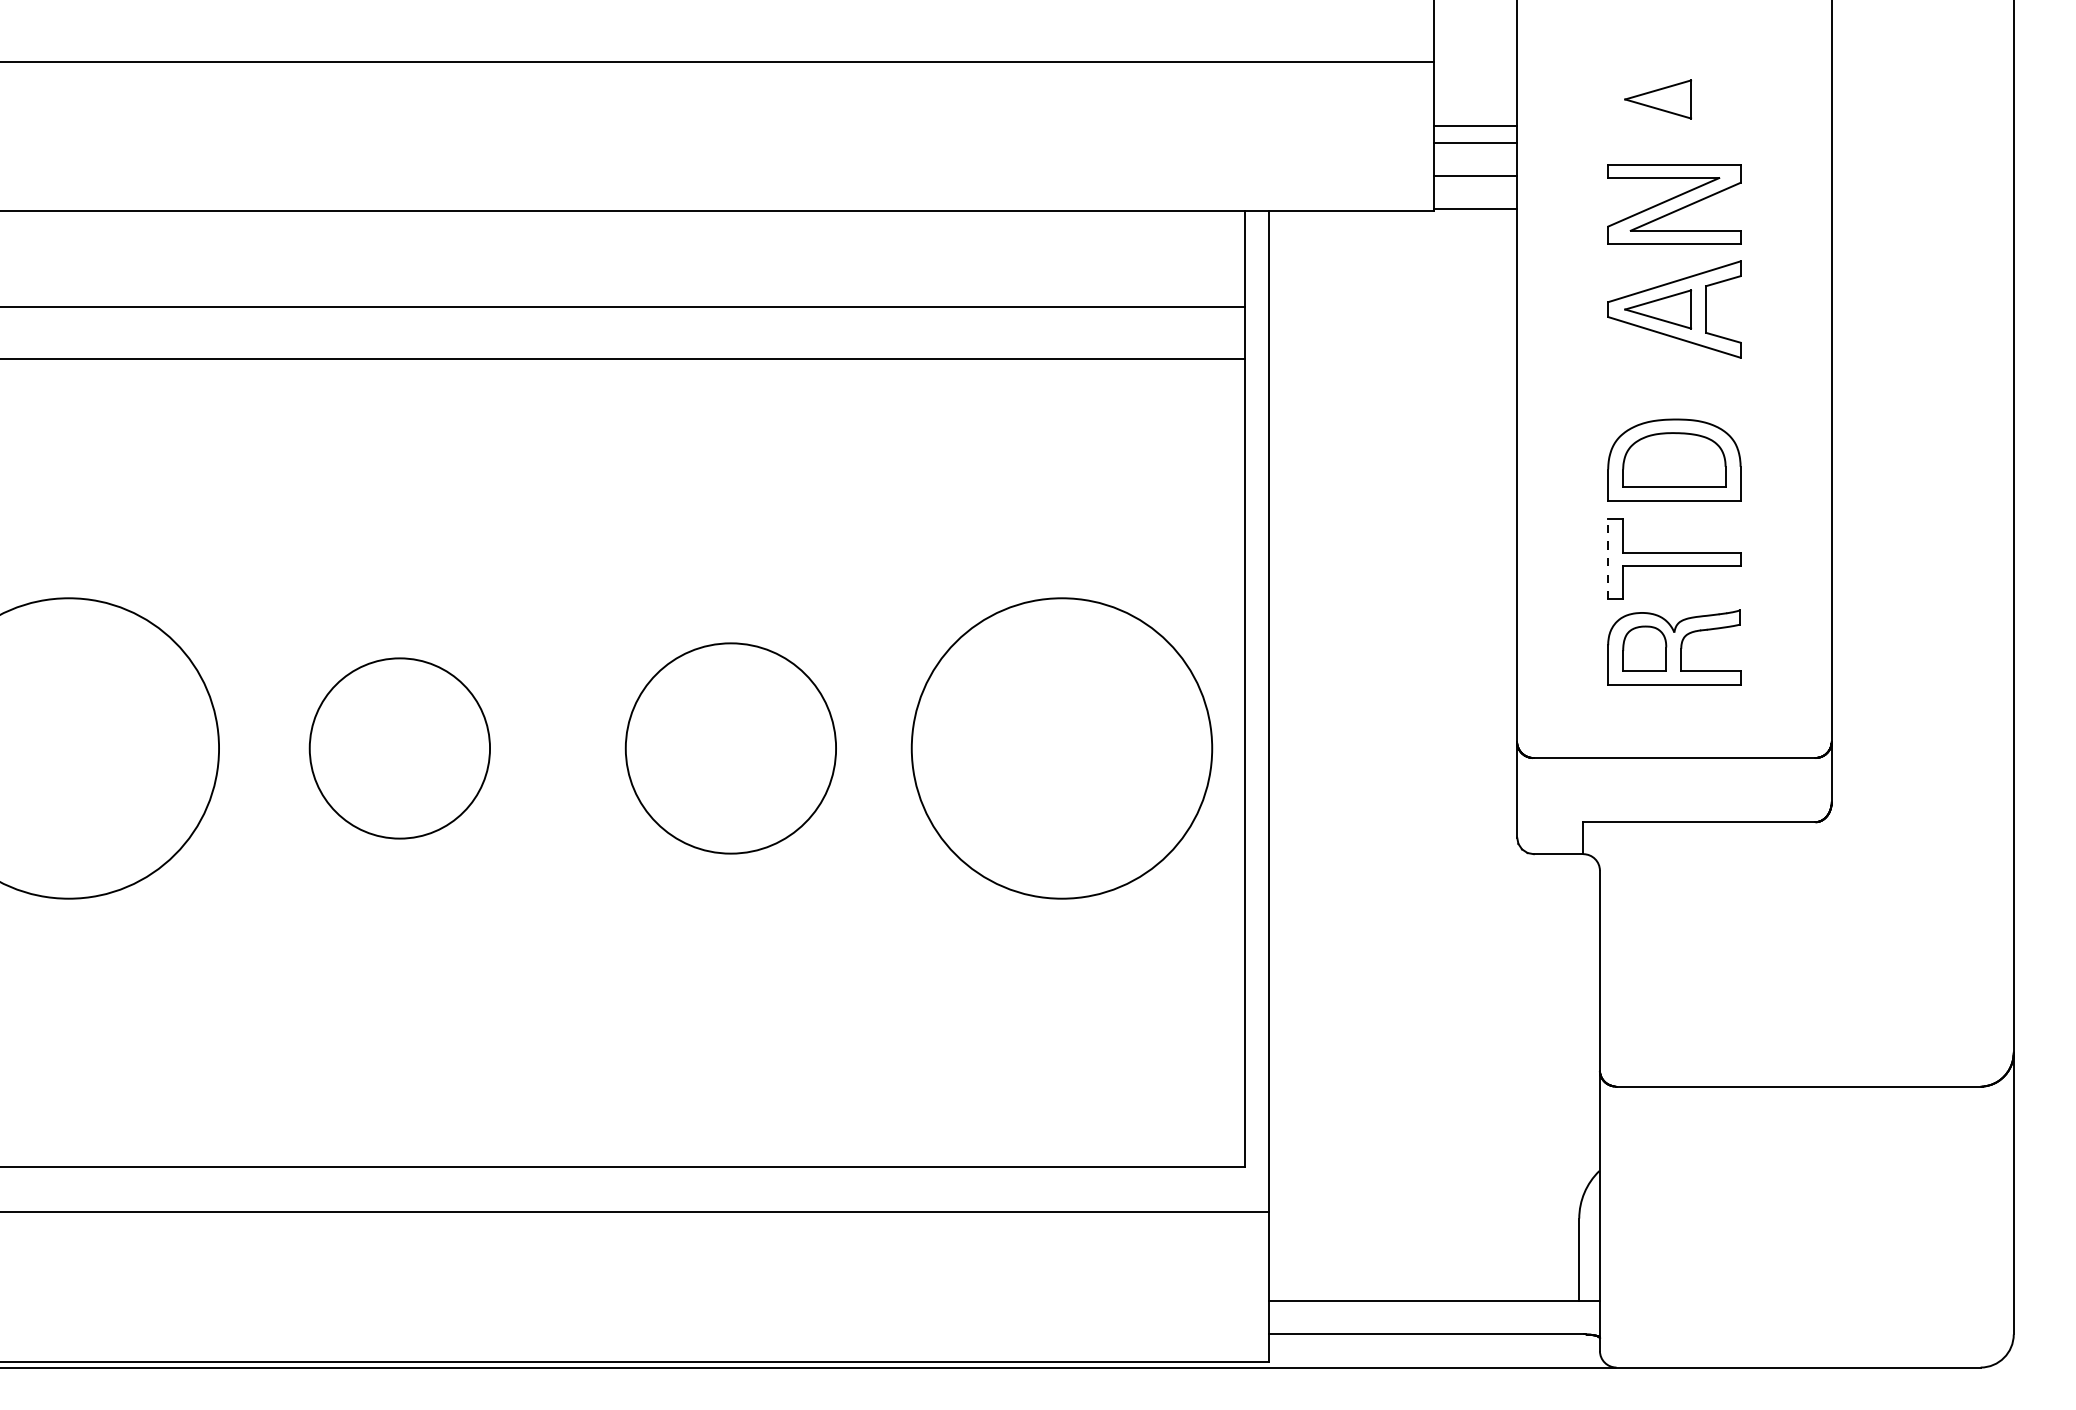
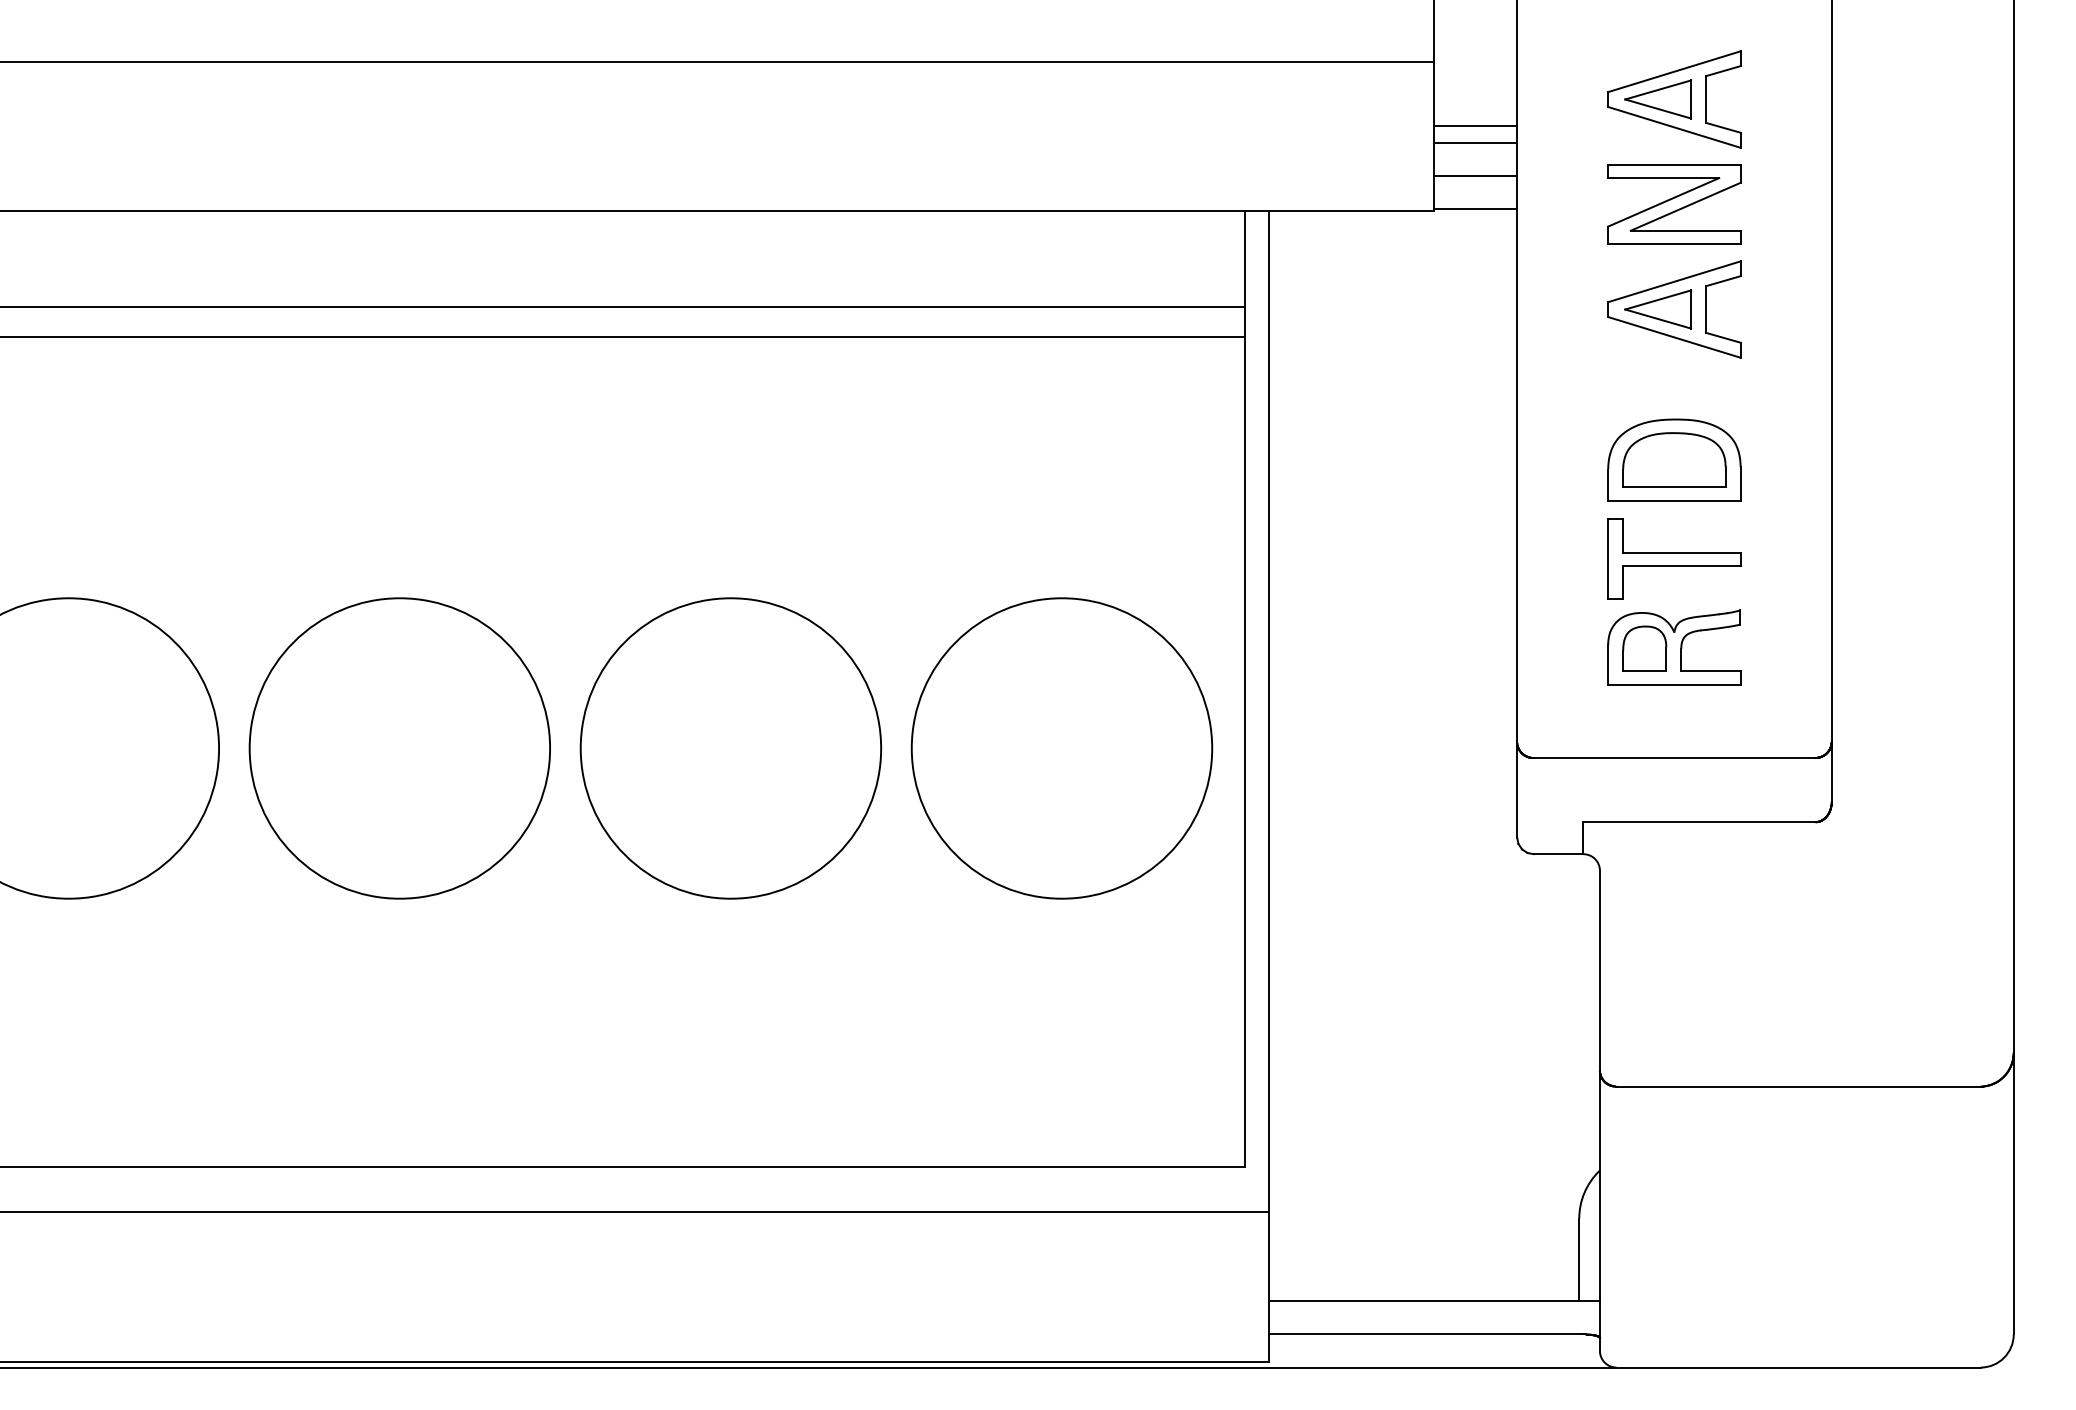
part: none -> present (1674, 99)
line position: (623, 359) -> (623, 337) (623, 337)
line: dashed -> solid (1608, 558)
circle diameter: 180 px -> 300 px (399, 748)
circle diameter: 210 px -> 300 px (730, 748)
